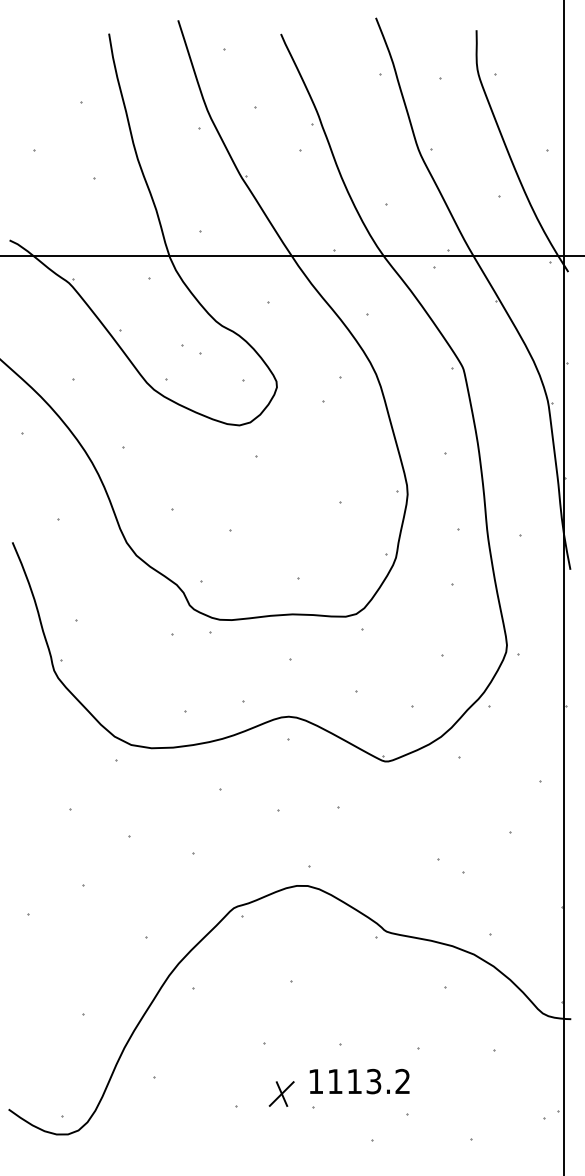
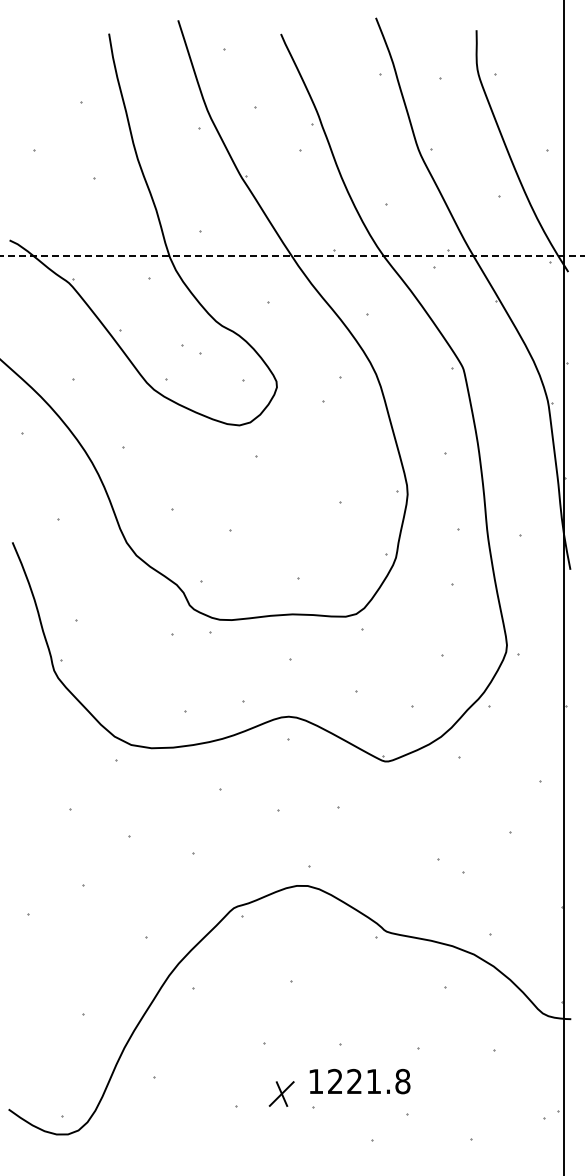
line: solid -> dashed (292, 256)
text: 1113.2 -> 1221.8 (369, 1081)
